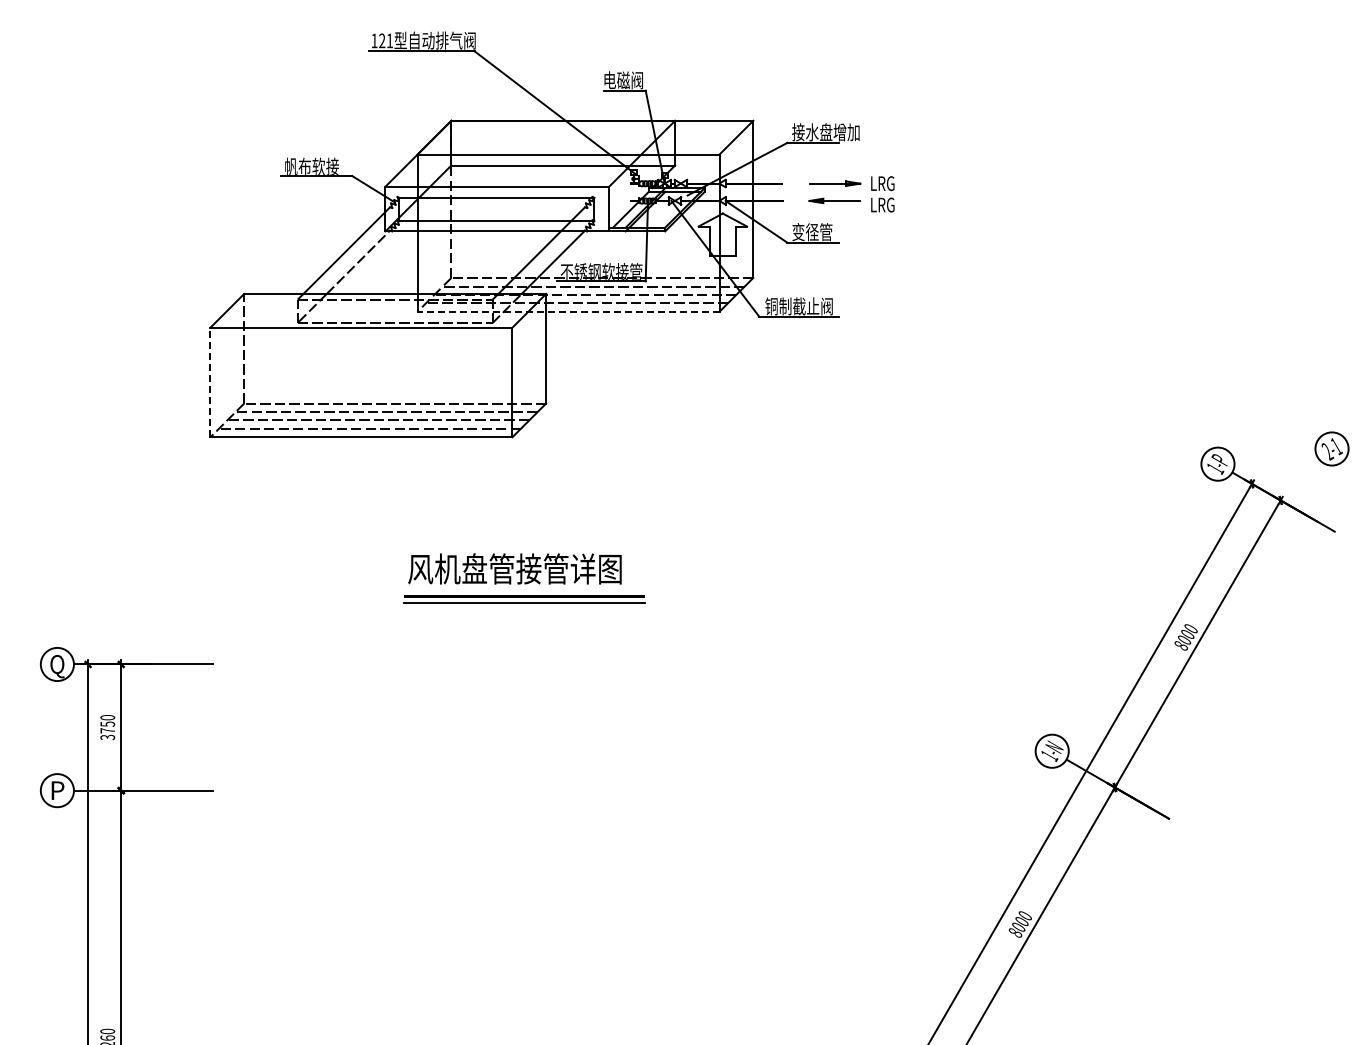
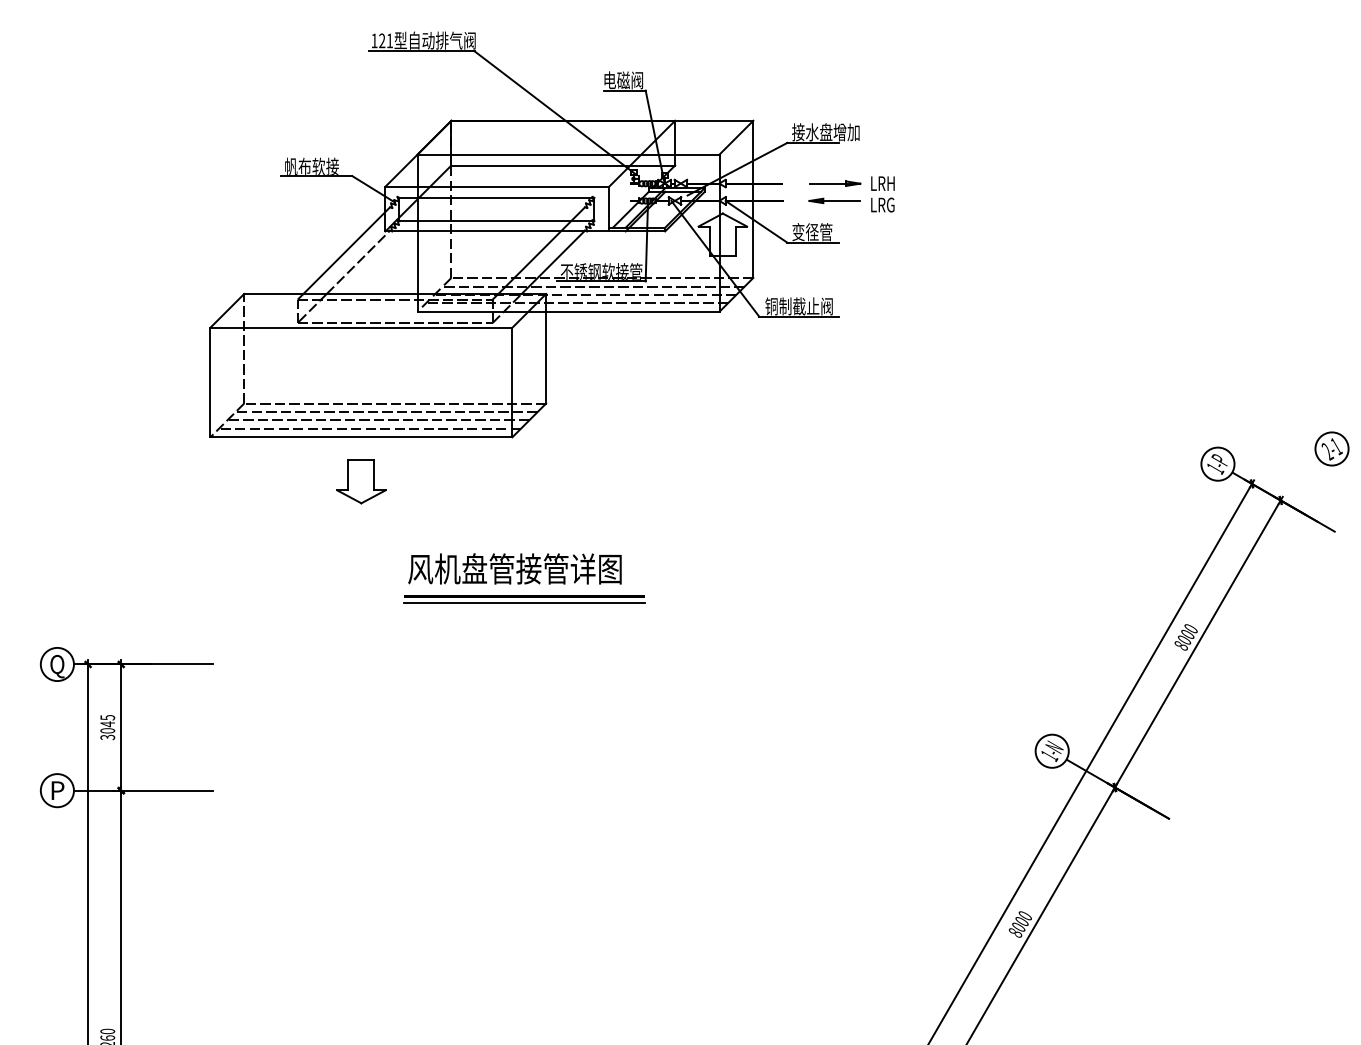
text: LRG -> LRH (890, 183)
line: dashed -> solid (568, 311)
line: dashed -> solid (210, 382)
part: none -> present (361, 481)
text: 3750 -> 3045 (107, 724)
